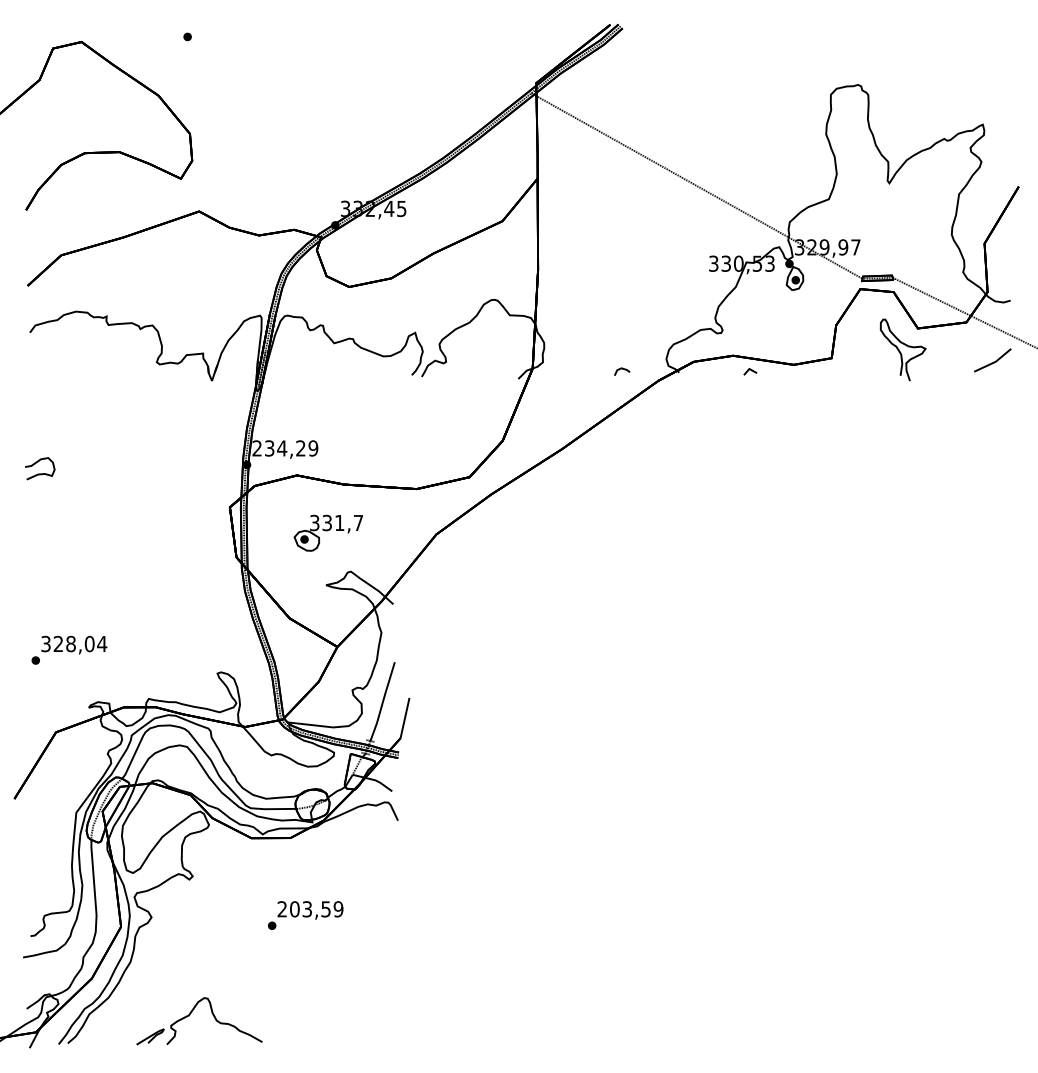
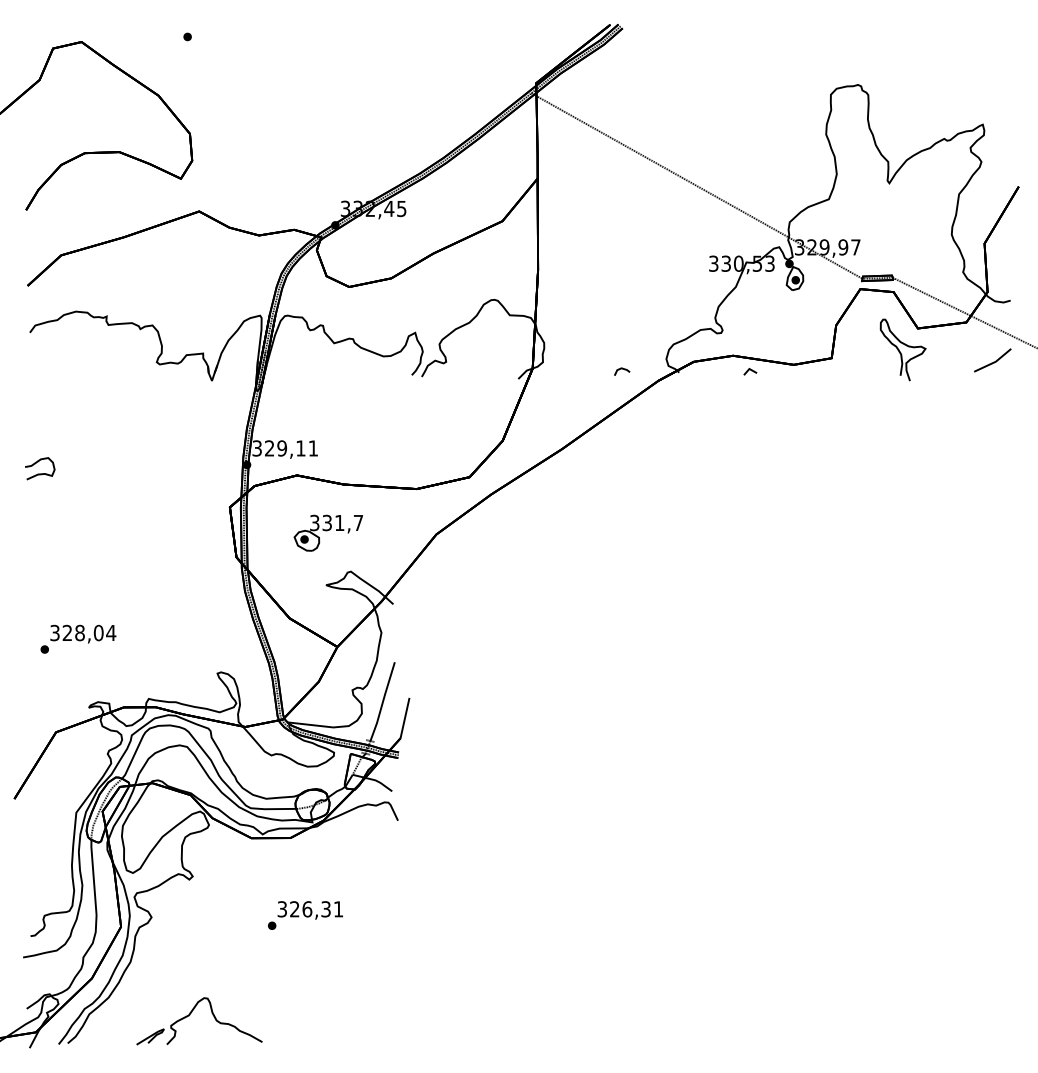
text: 234,29 -> 329,11 (285, 448)
text position: (69, 649) -> (78, 638) (78, 638)
text: 203,59 -> 326,31 (310, 909)
